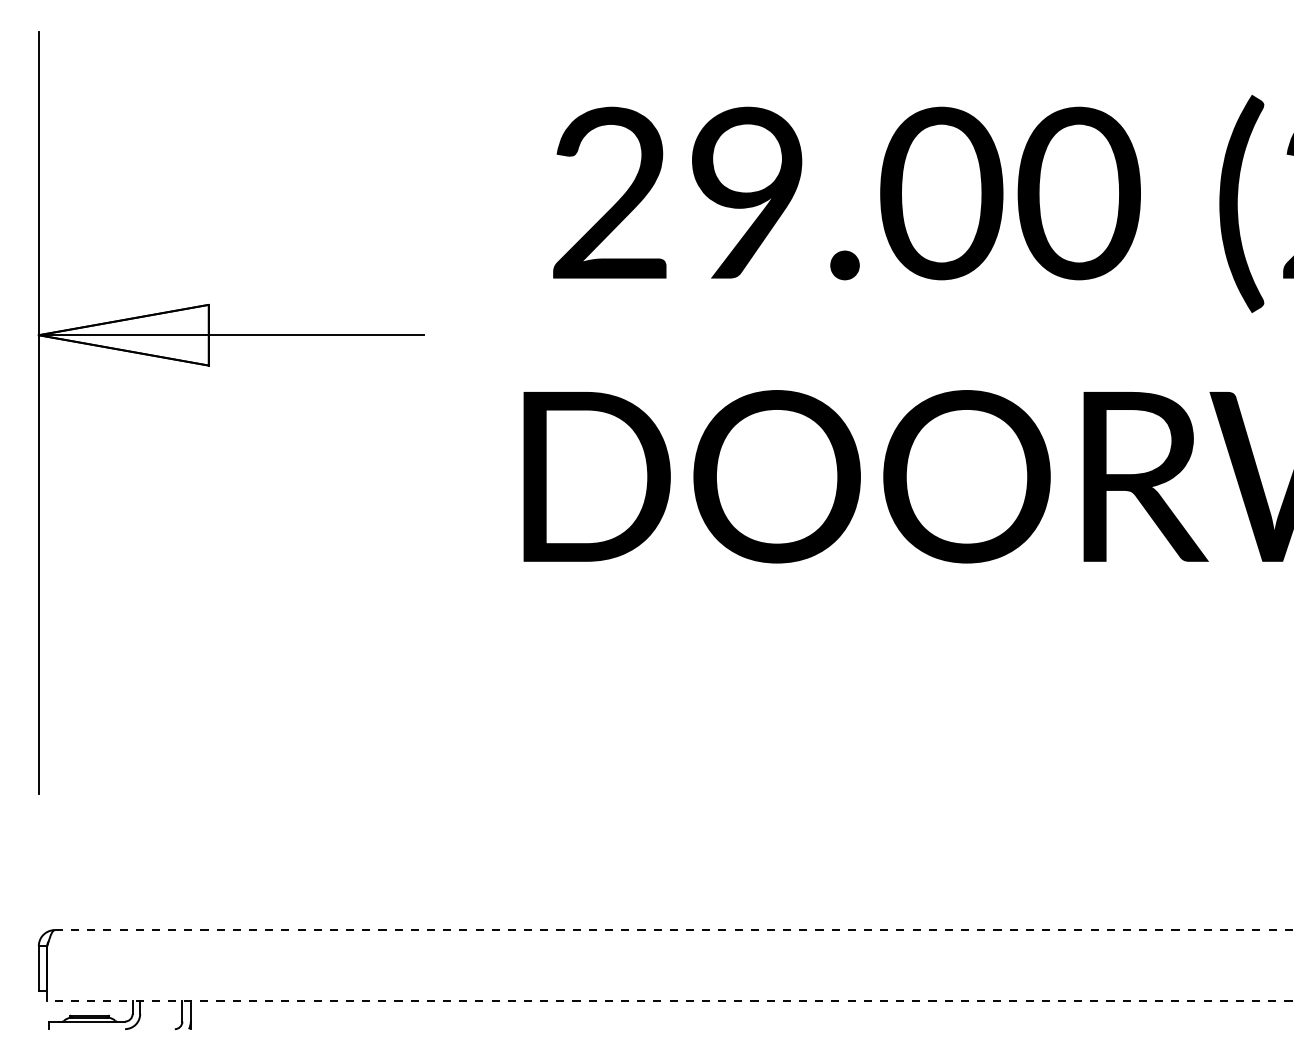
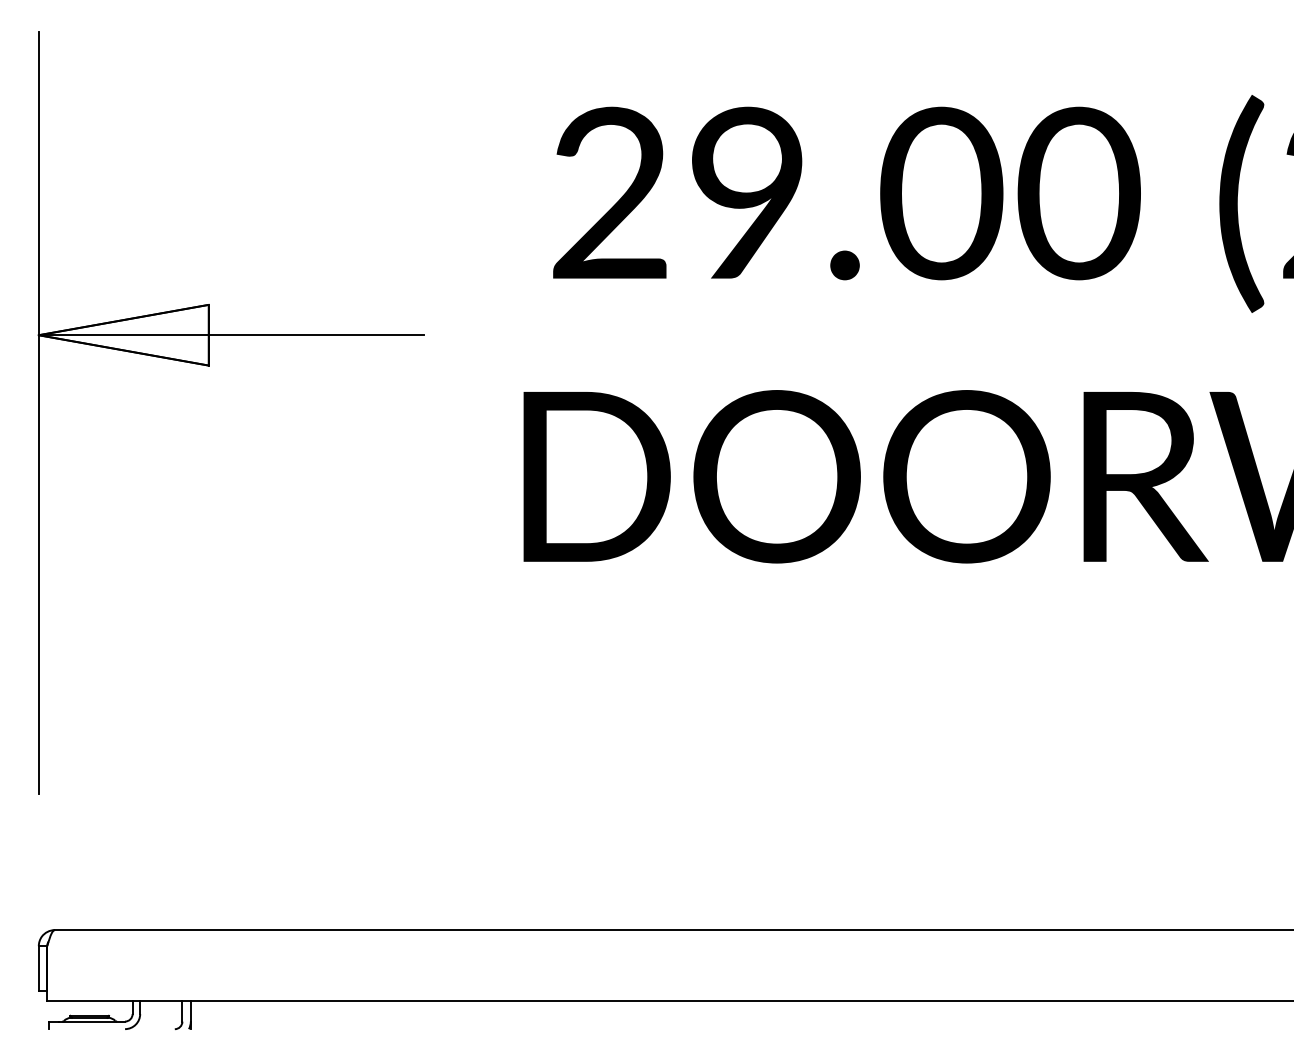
line: dashed -> solid (674, 930)
line: dashed -> solid (670, 1000)
